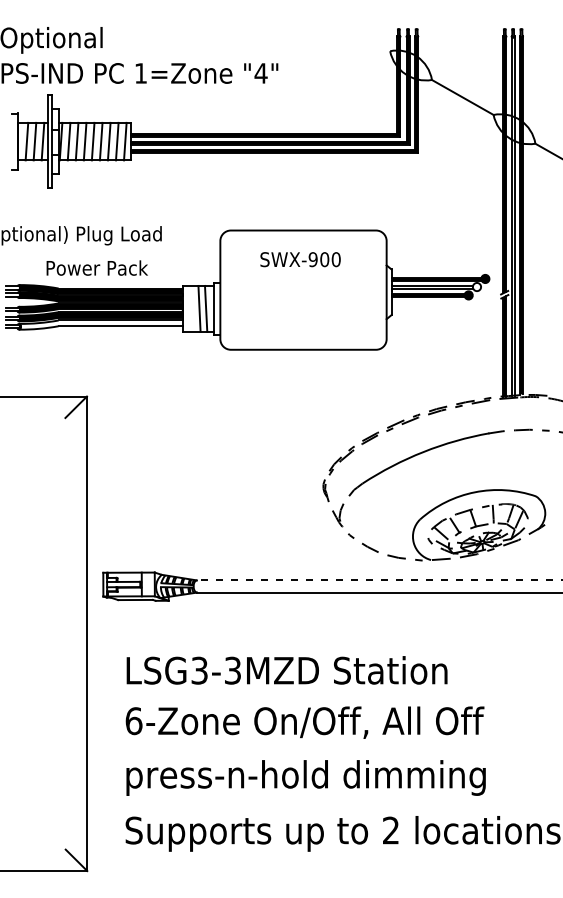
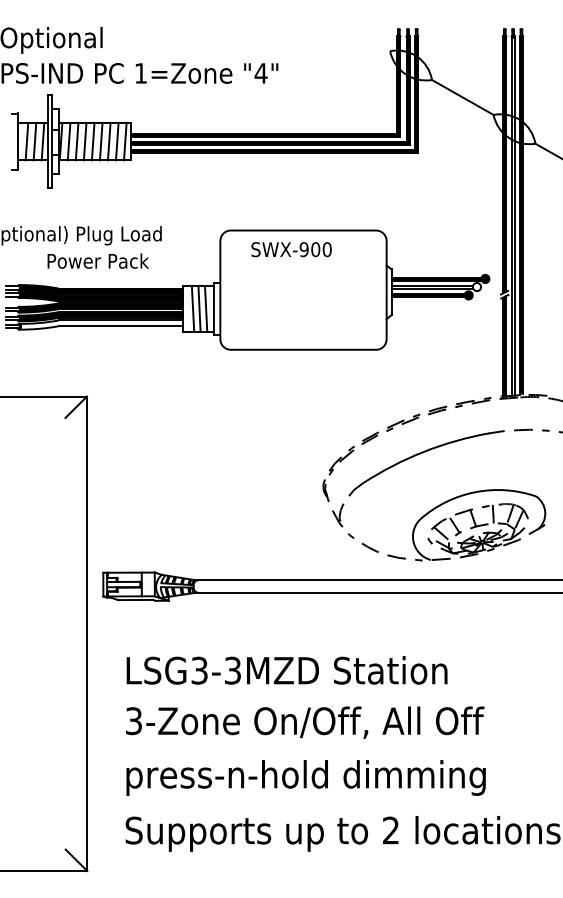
text position: (300, 259) -> (291, 249) (291, 249)
text position: (96, 267) -> (97, 260) (97, 260)
line: none -> present (192, 308)
line: dashed -> solid (379, 580)
text: 6-Zone -> 3-Zone (133, 721)
